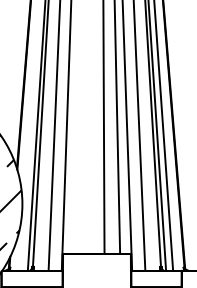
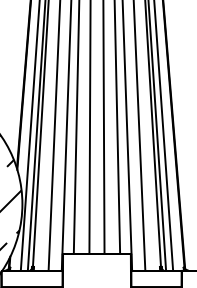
line: none -> present (76, 127)
line: none -> present (89, 127)
line: none -> present (29, 136)
